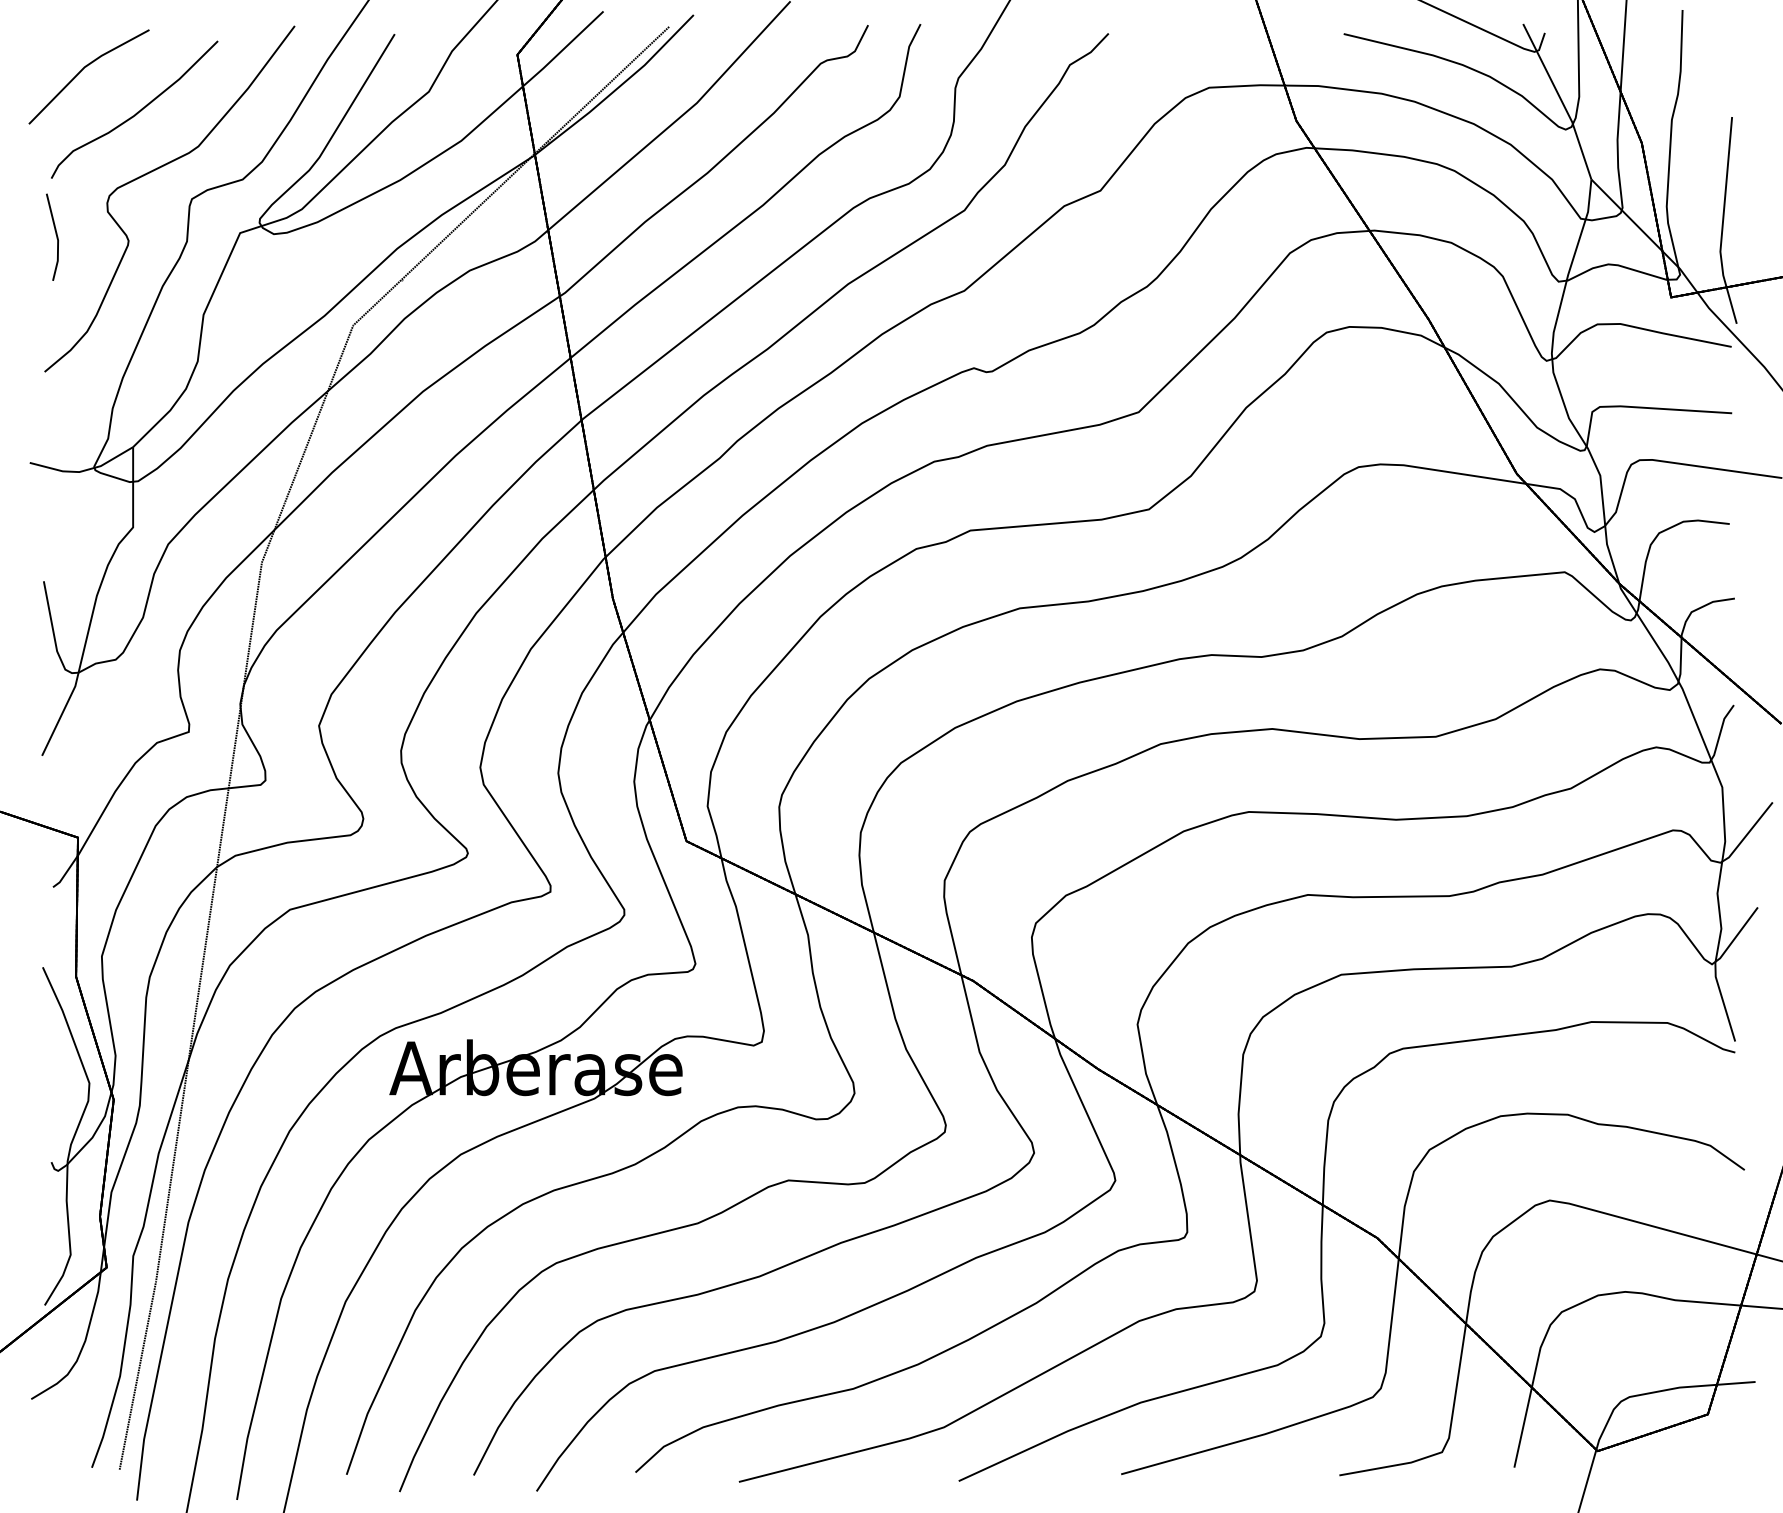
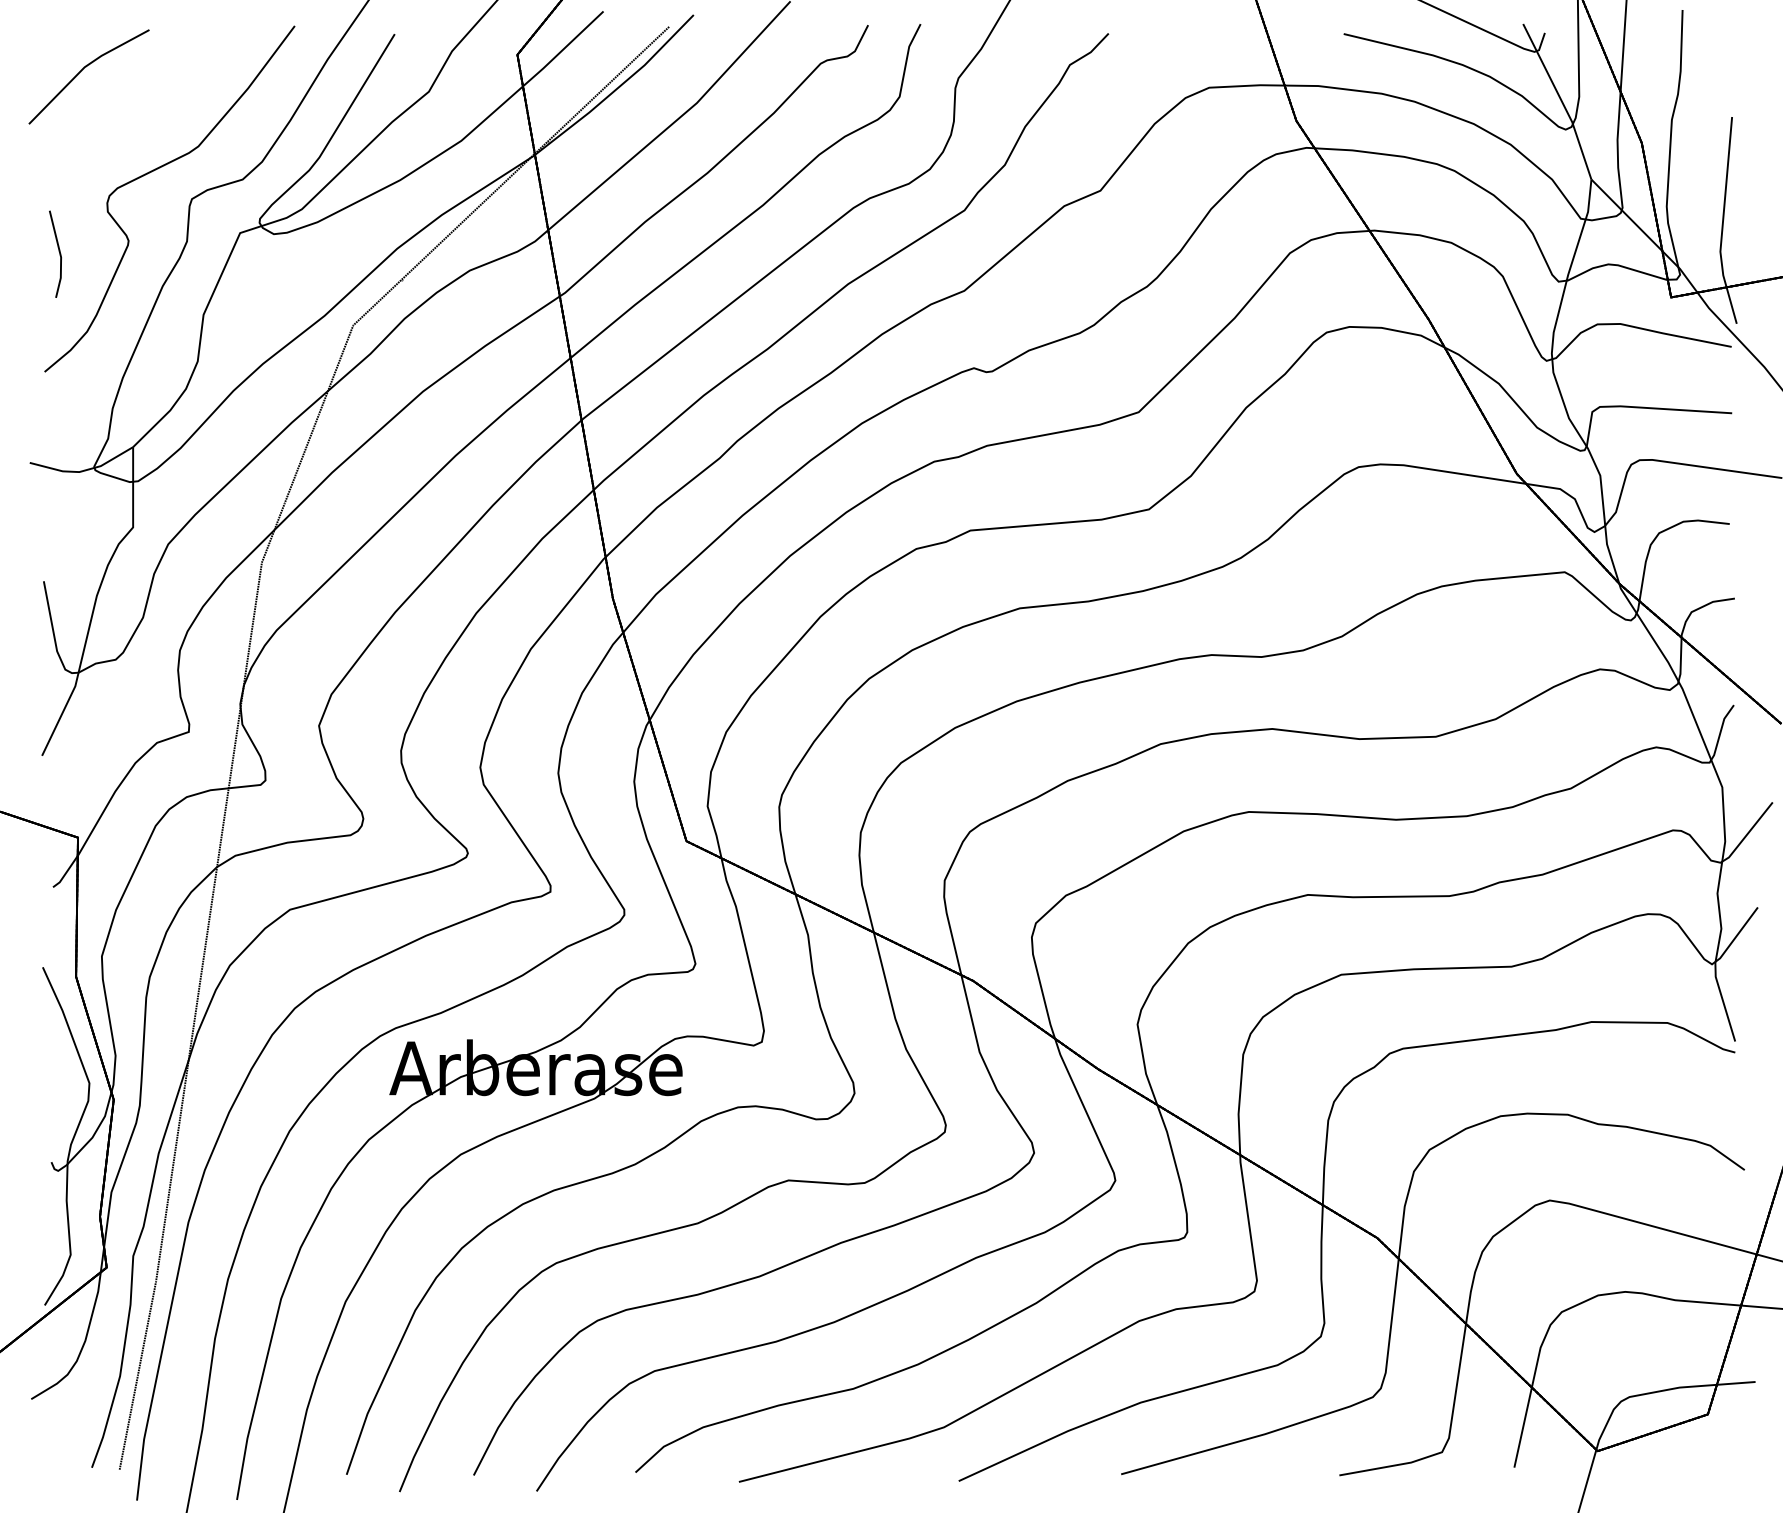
curve: present -> none (137, 111)
line position: (55, 234) -> (58, 251) (58, 251)
